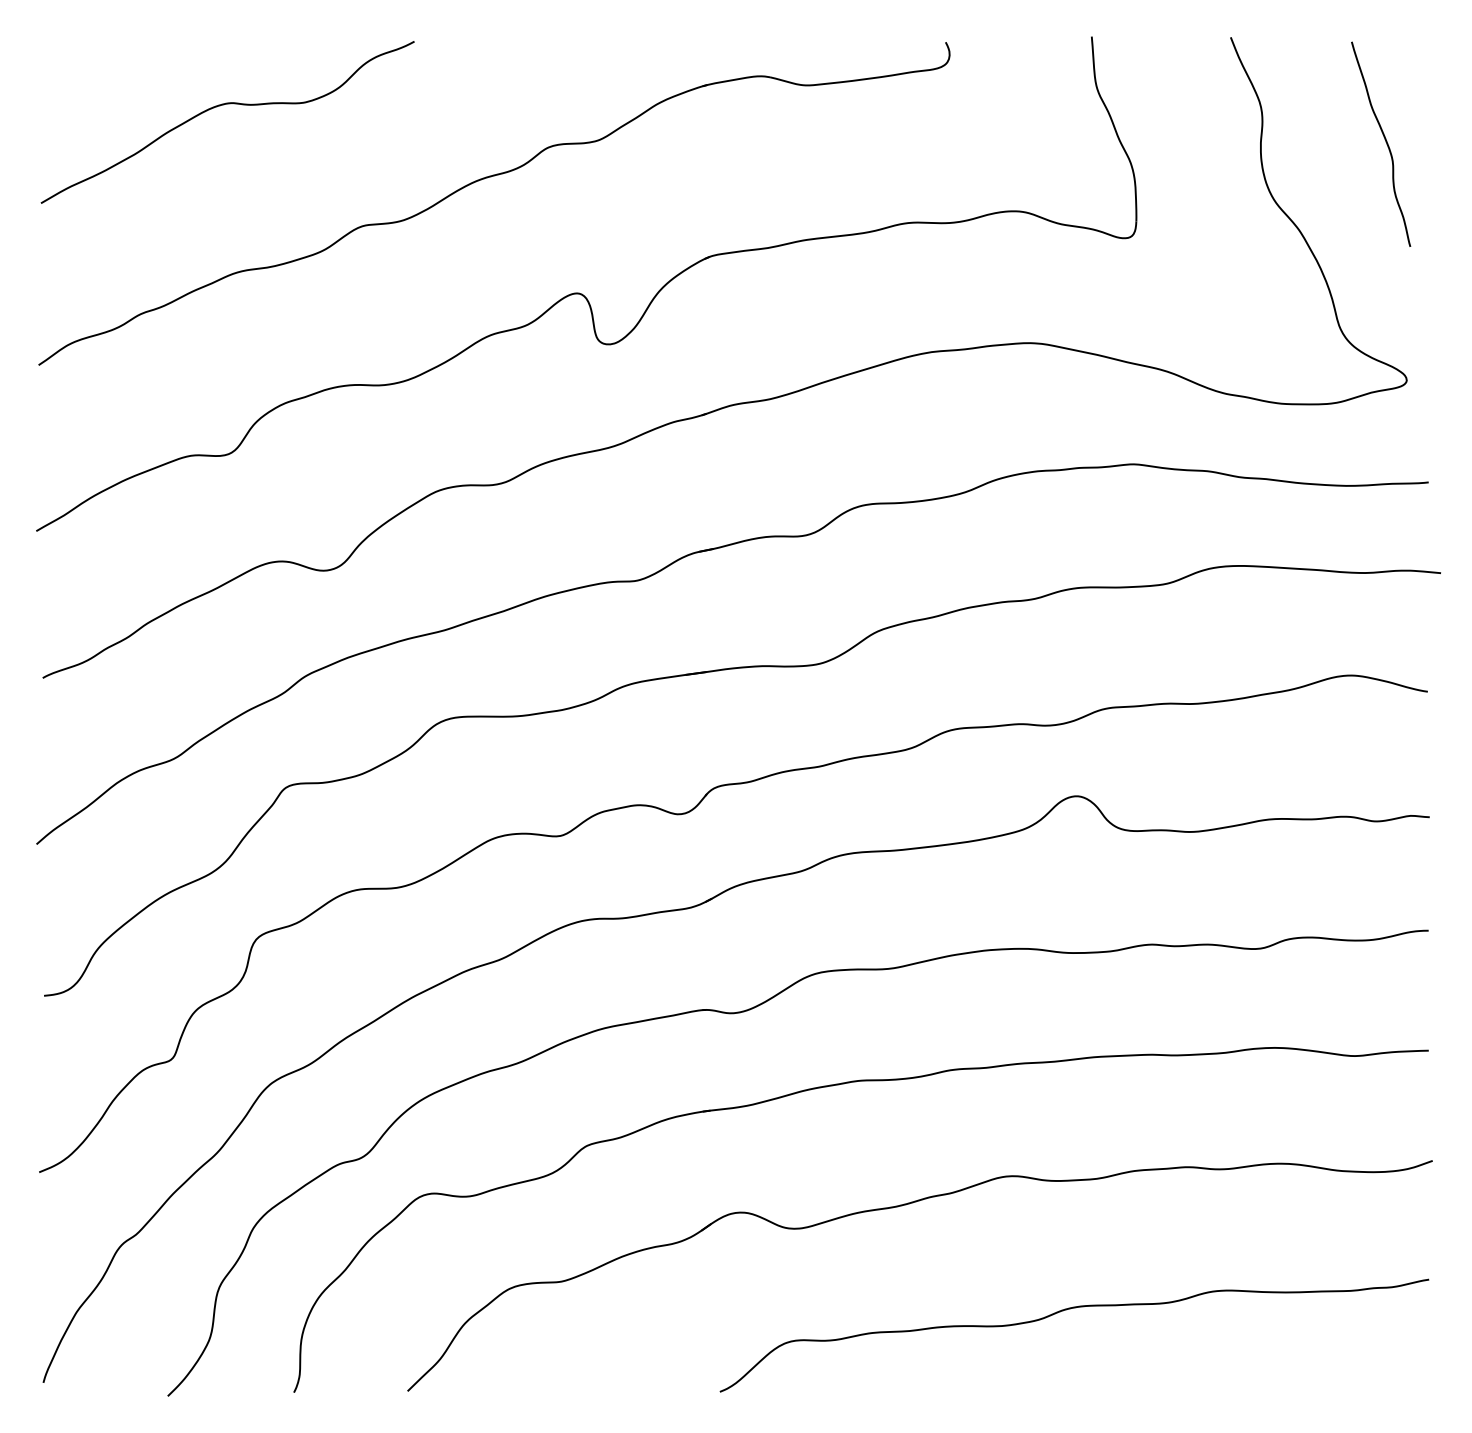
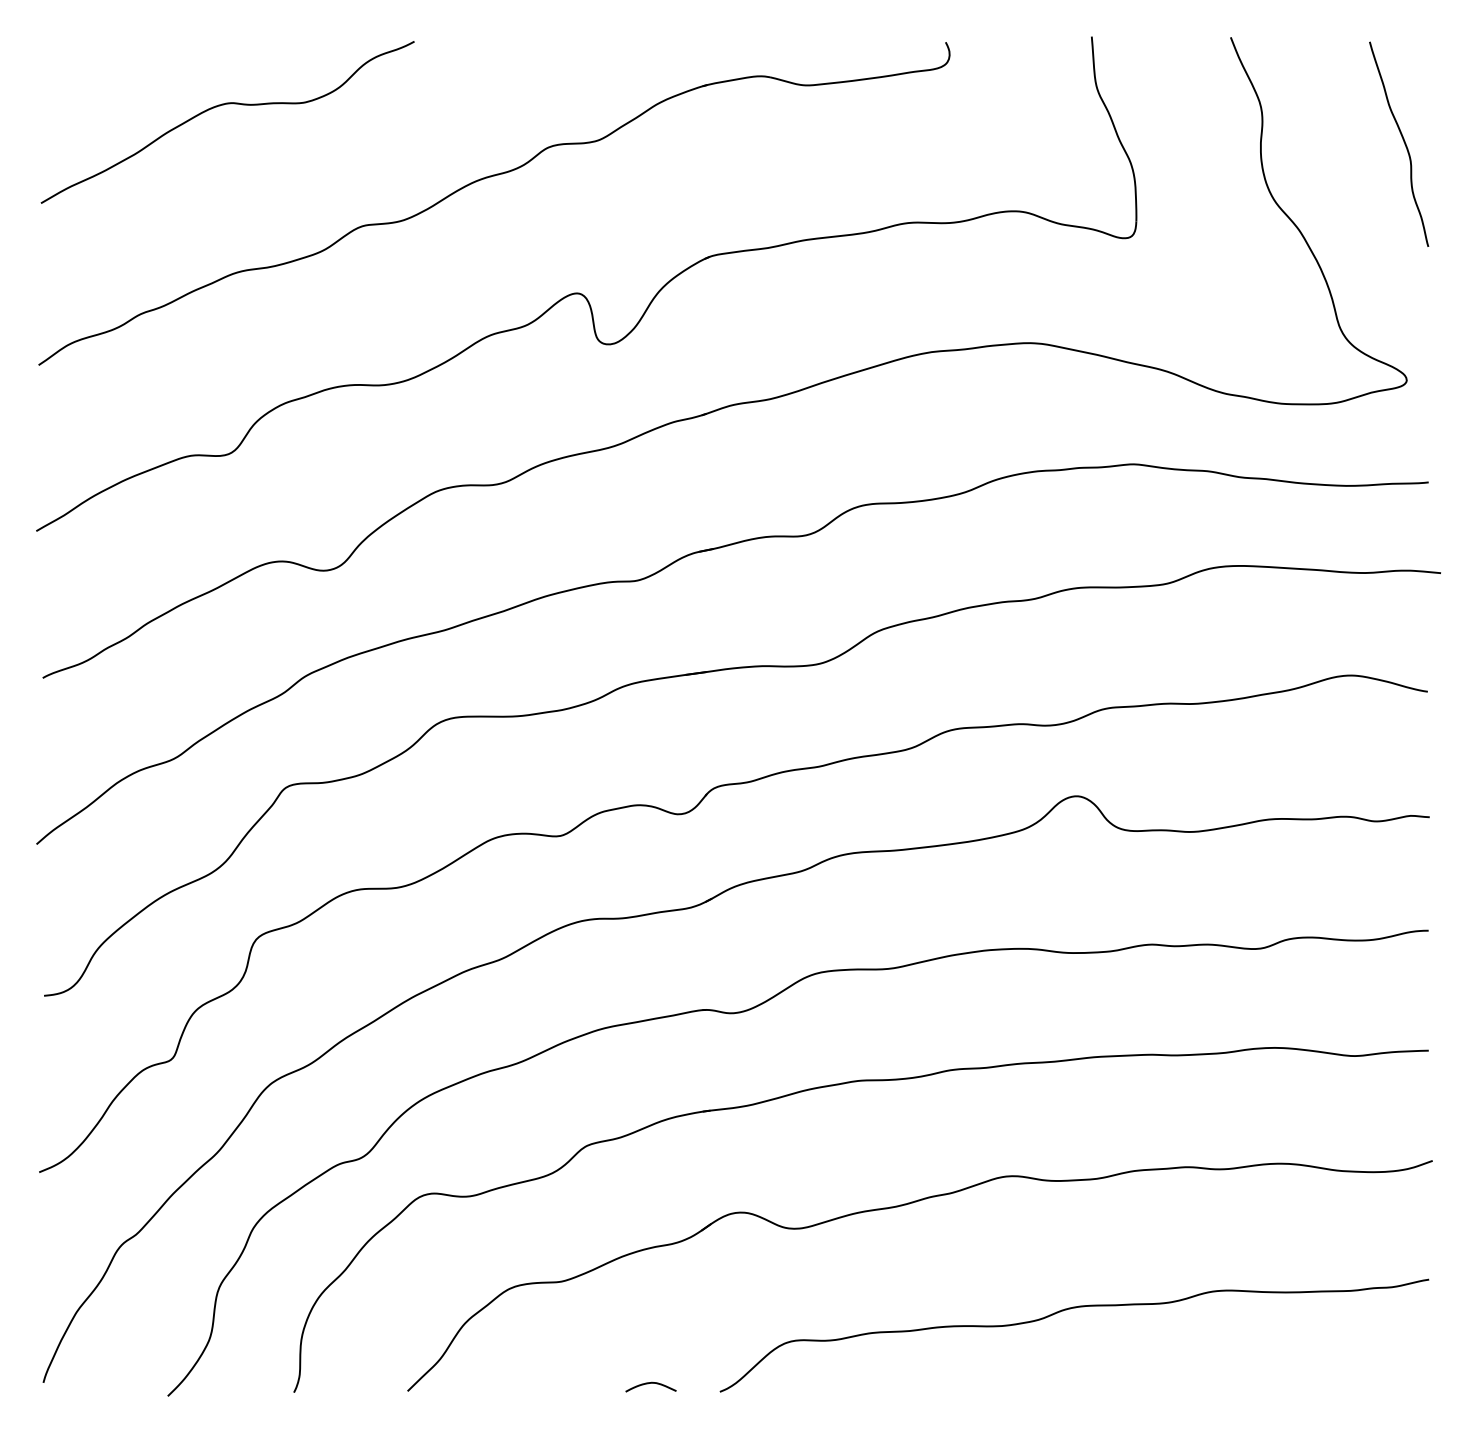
curve position: (1385, 142) -> (1403, 142) (1403, 142)
curve: none -> present (648, 1384)
